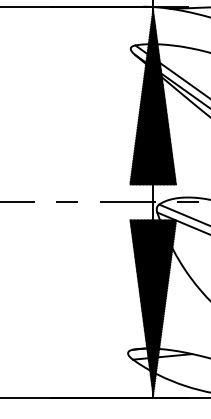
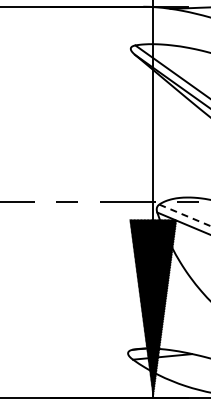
hatch: present -> none (152, 96)
line: solid -> dashed (185, 215)
